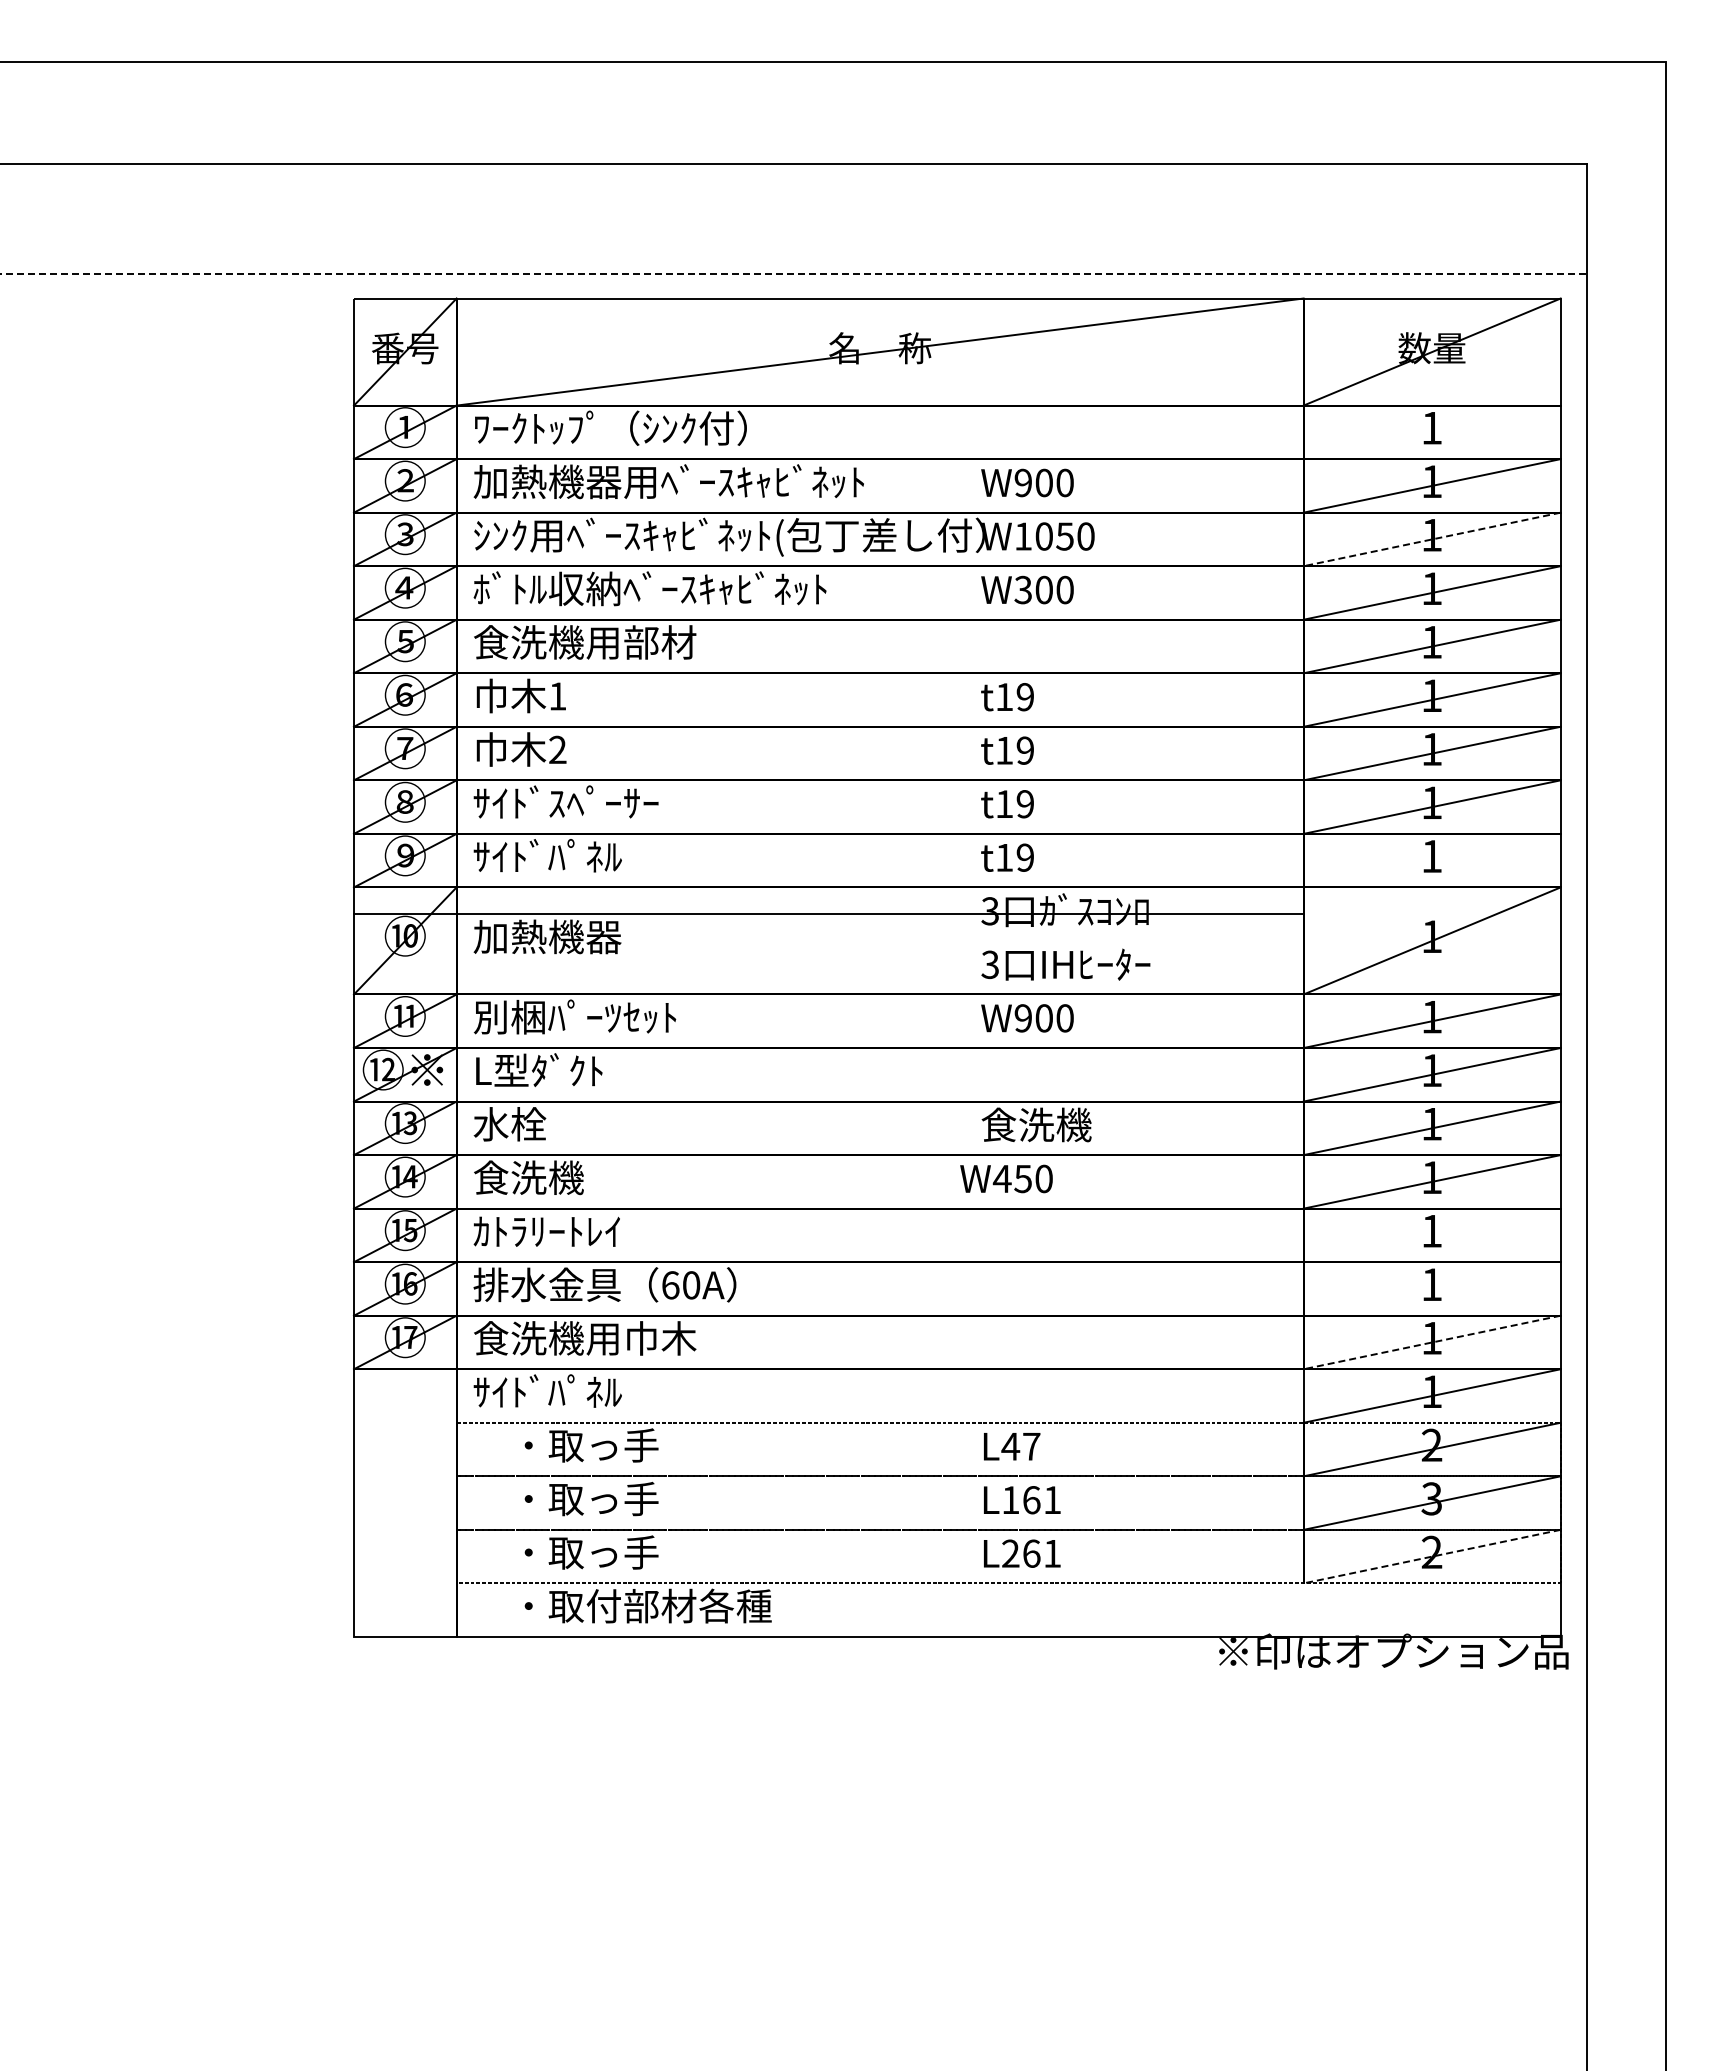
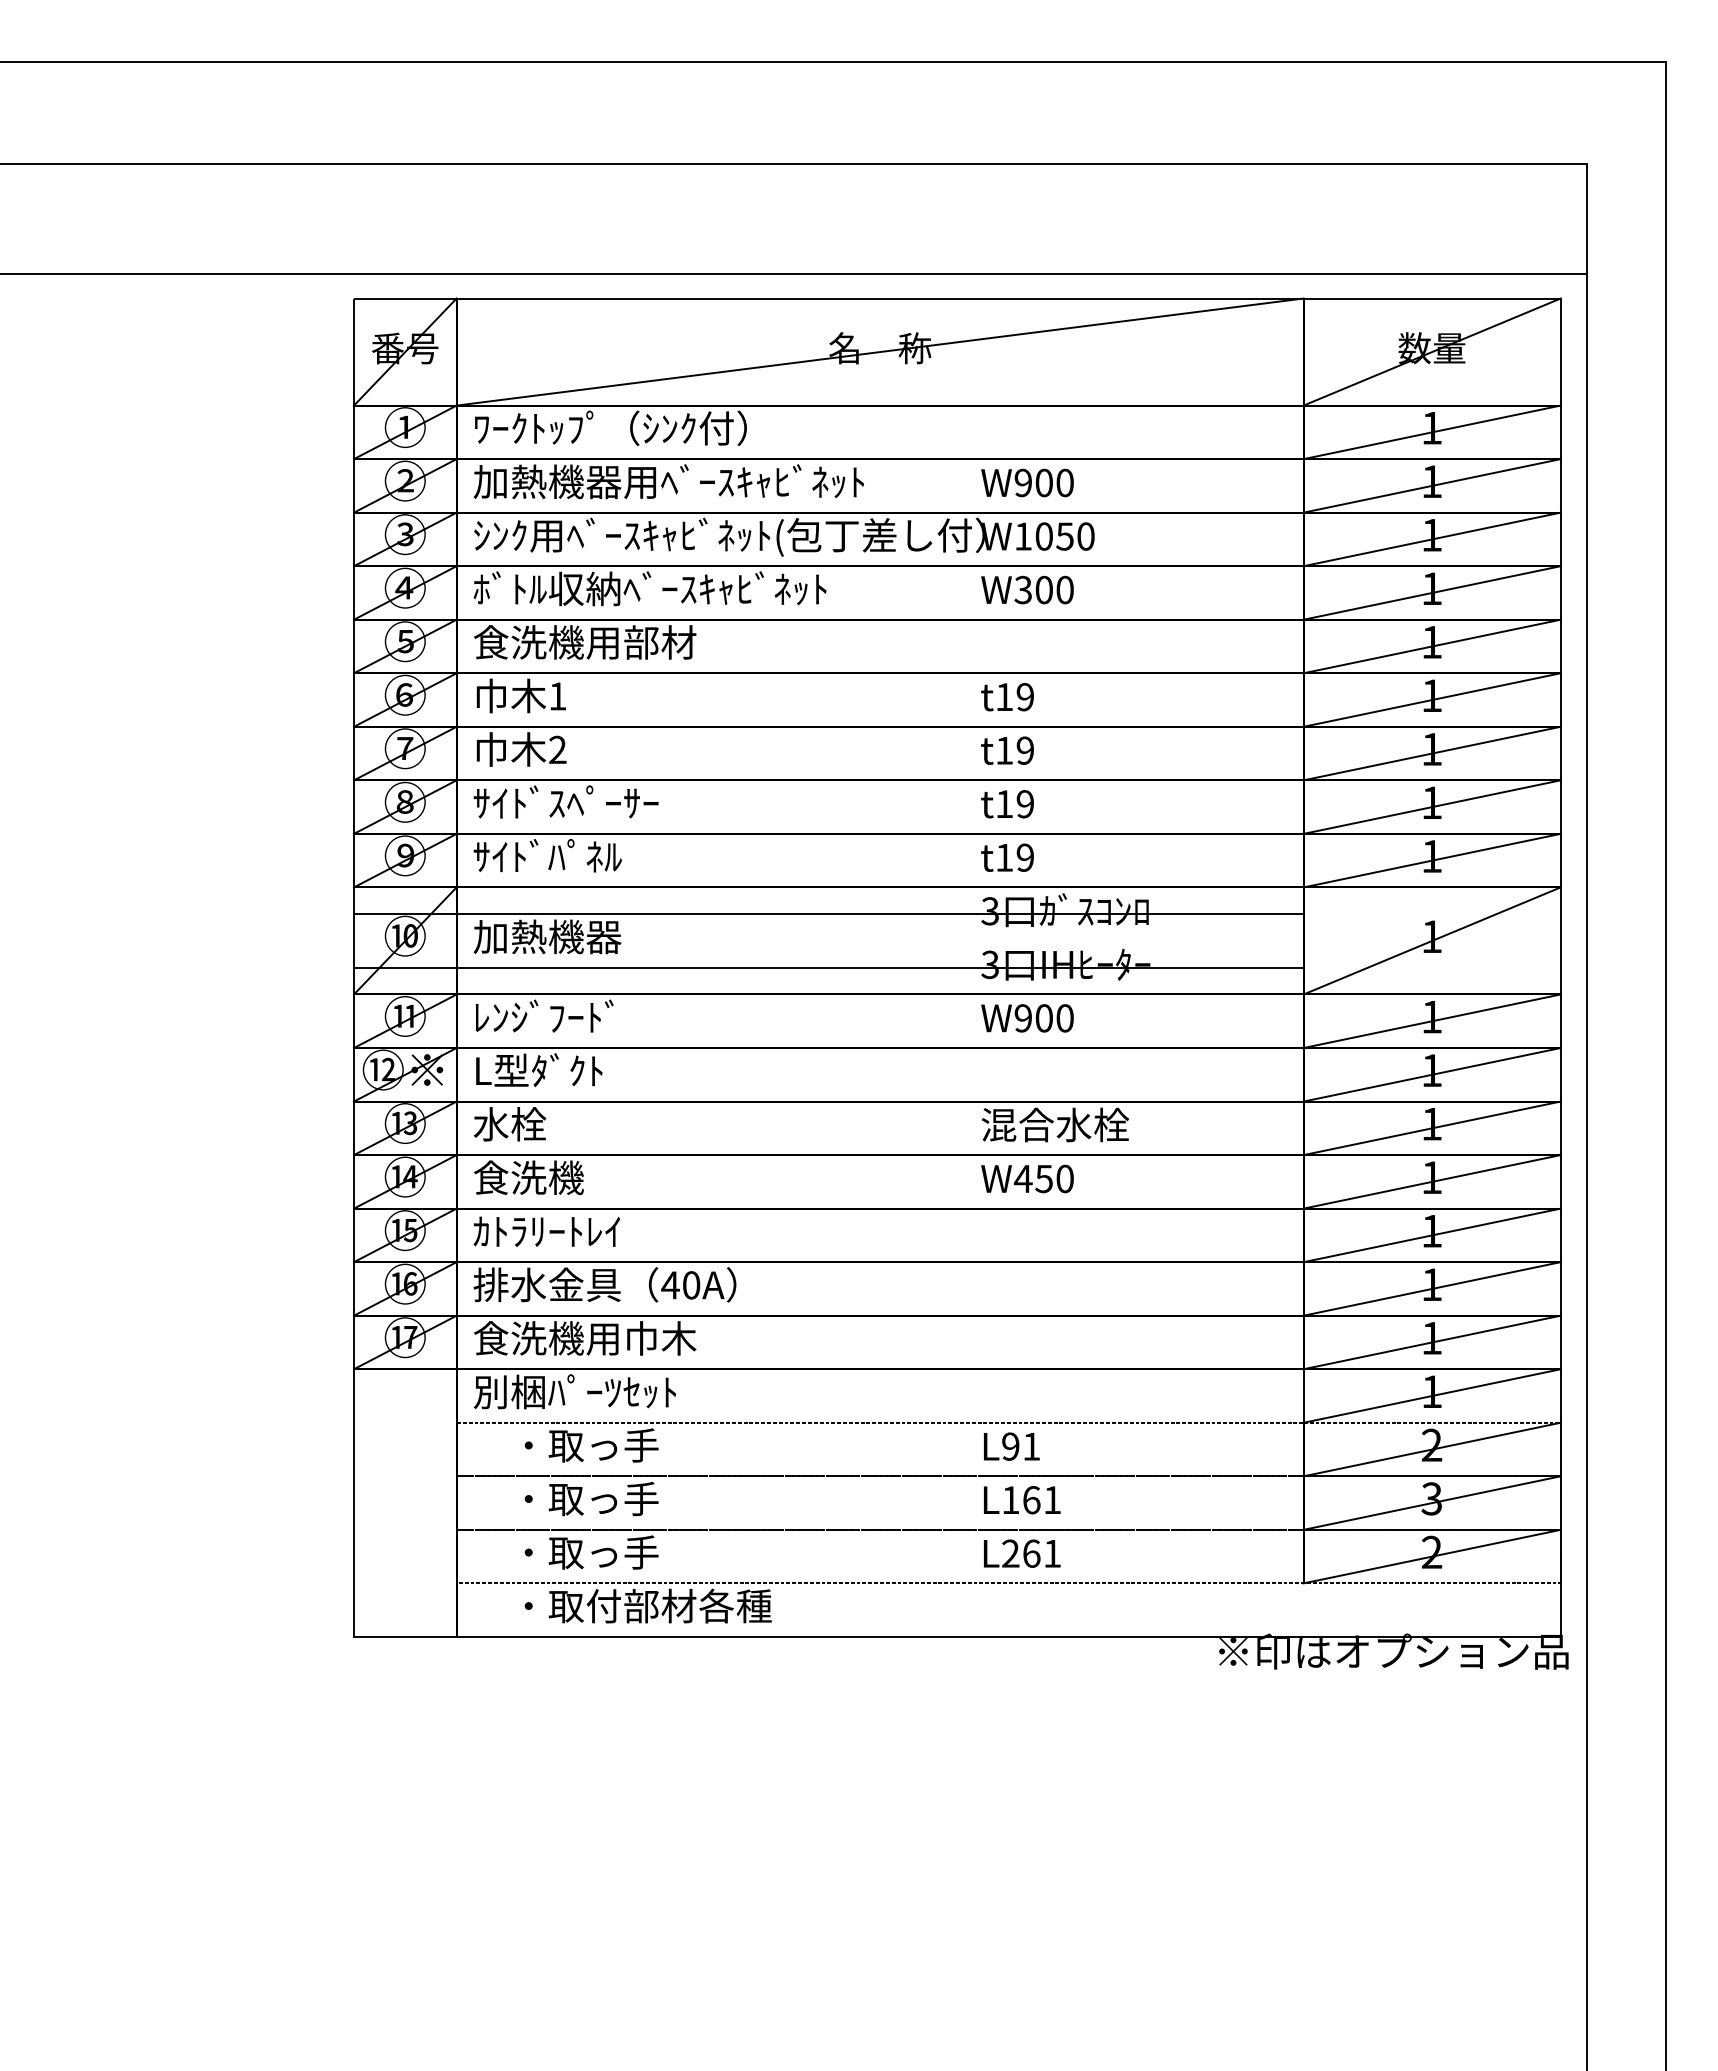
line: dashed -> solid (794, 274)
line: none -> present (1431, 432)
line: dashed -> solid (1431, 539)
line: none -> present (1431, 860)
line: none -> present (828, 967)
text: 別梱ﾊﾟｰﾂｾｯﾄ -> ﾚﾝｼﾞﾌｰﾄﾞ (574, 1016)
text: 食洗機 -> 混合水栓 (1055, 1124)
text position: (1006, 1178) -> (1027, 1178) (1027, 1178)
line: none -> present (1431, 1235)
text: 60A -> 40A (670, 1285)
line: none -> present (1431, 1288)
line: dashed -> solid (1431, 1342)
text: ｻｲﾄﾞﾊﾟﾈﾙ -> 別梱ﾊﾟｰﾂｾｯﾄ (574, 1391)
text: L47 -> L91 (1020, 1446)
line: dashed -> solid (1431, 1556)
